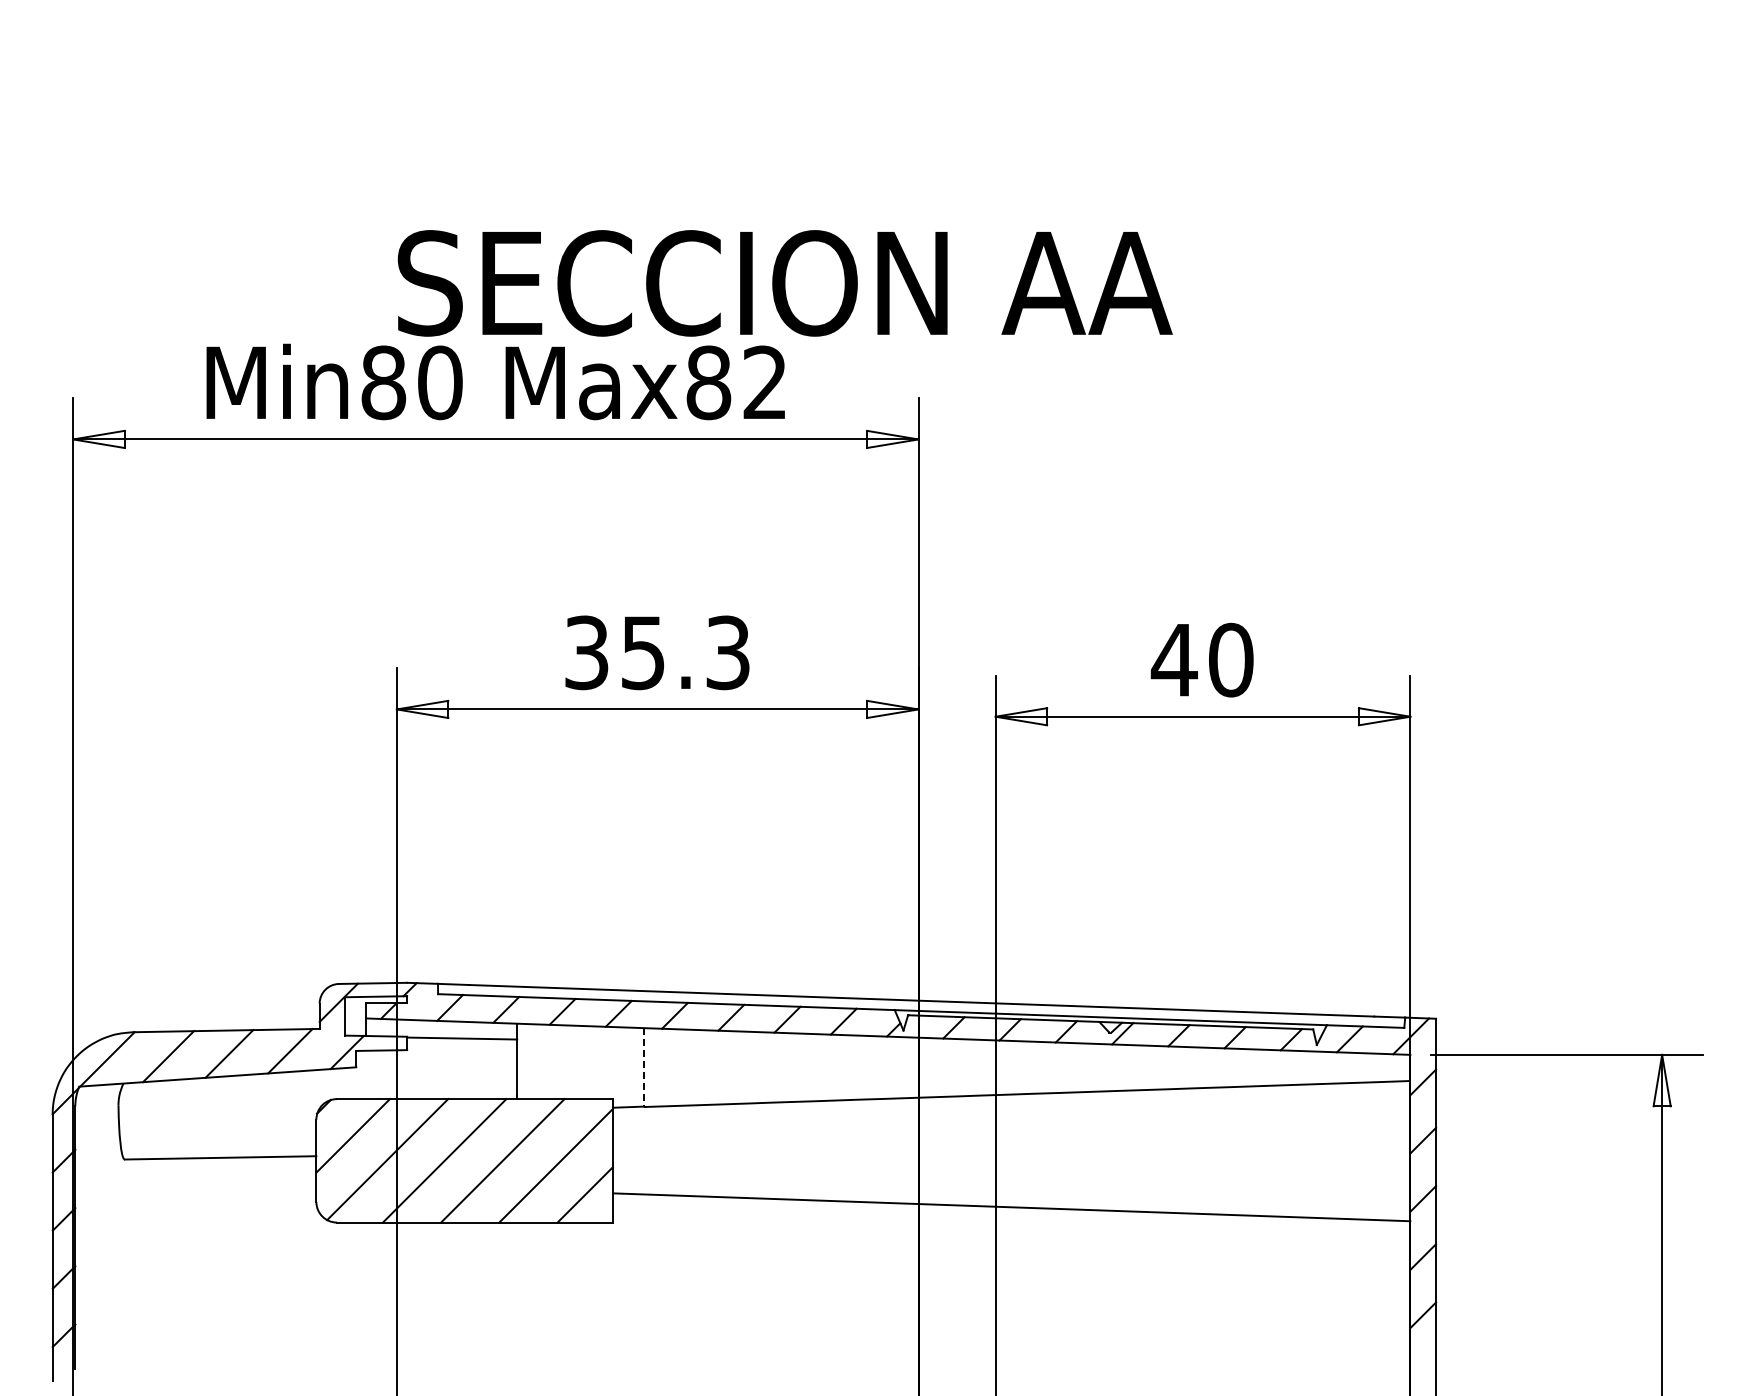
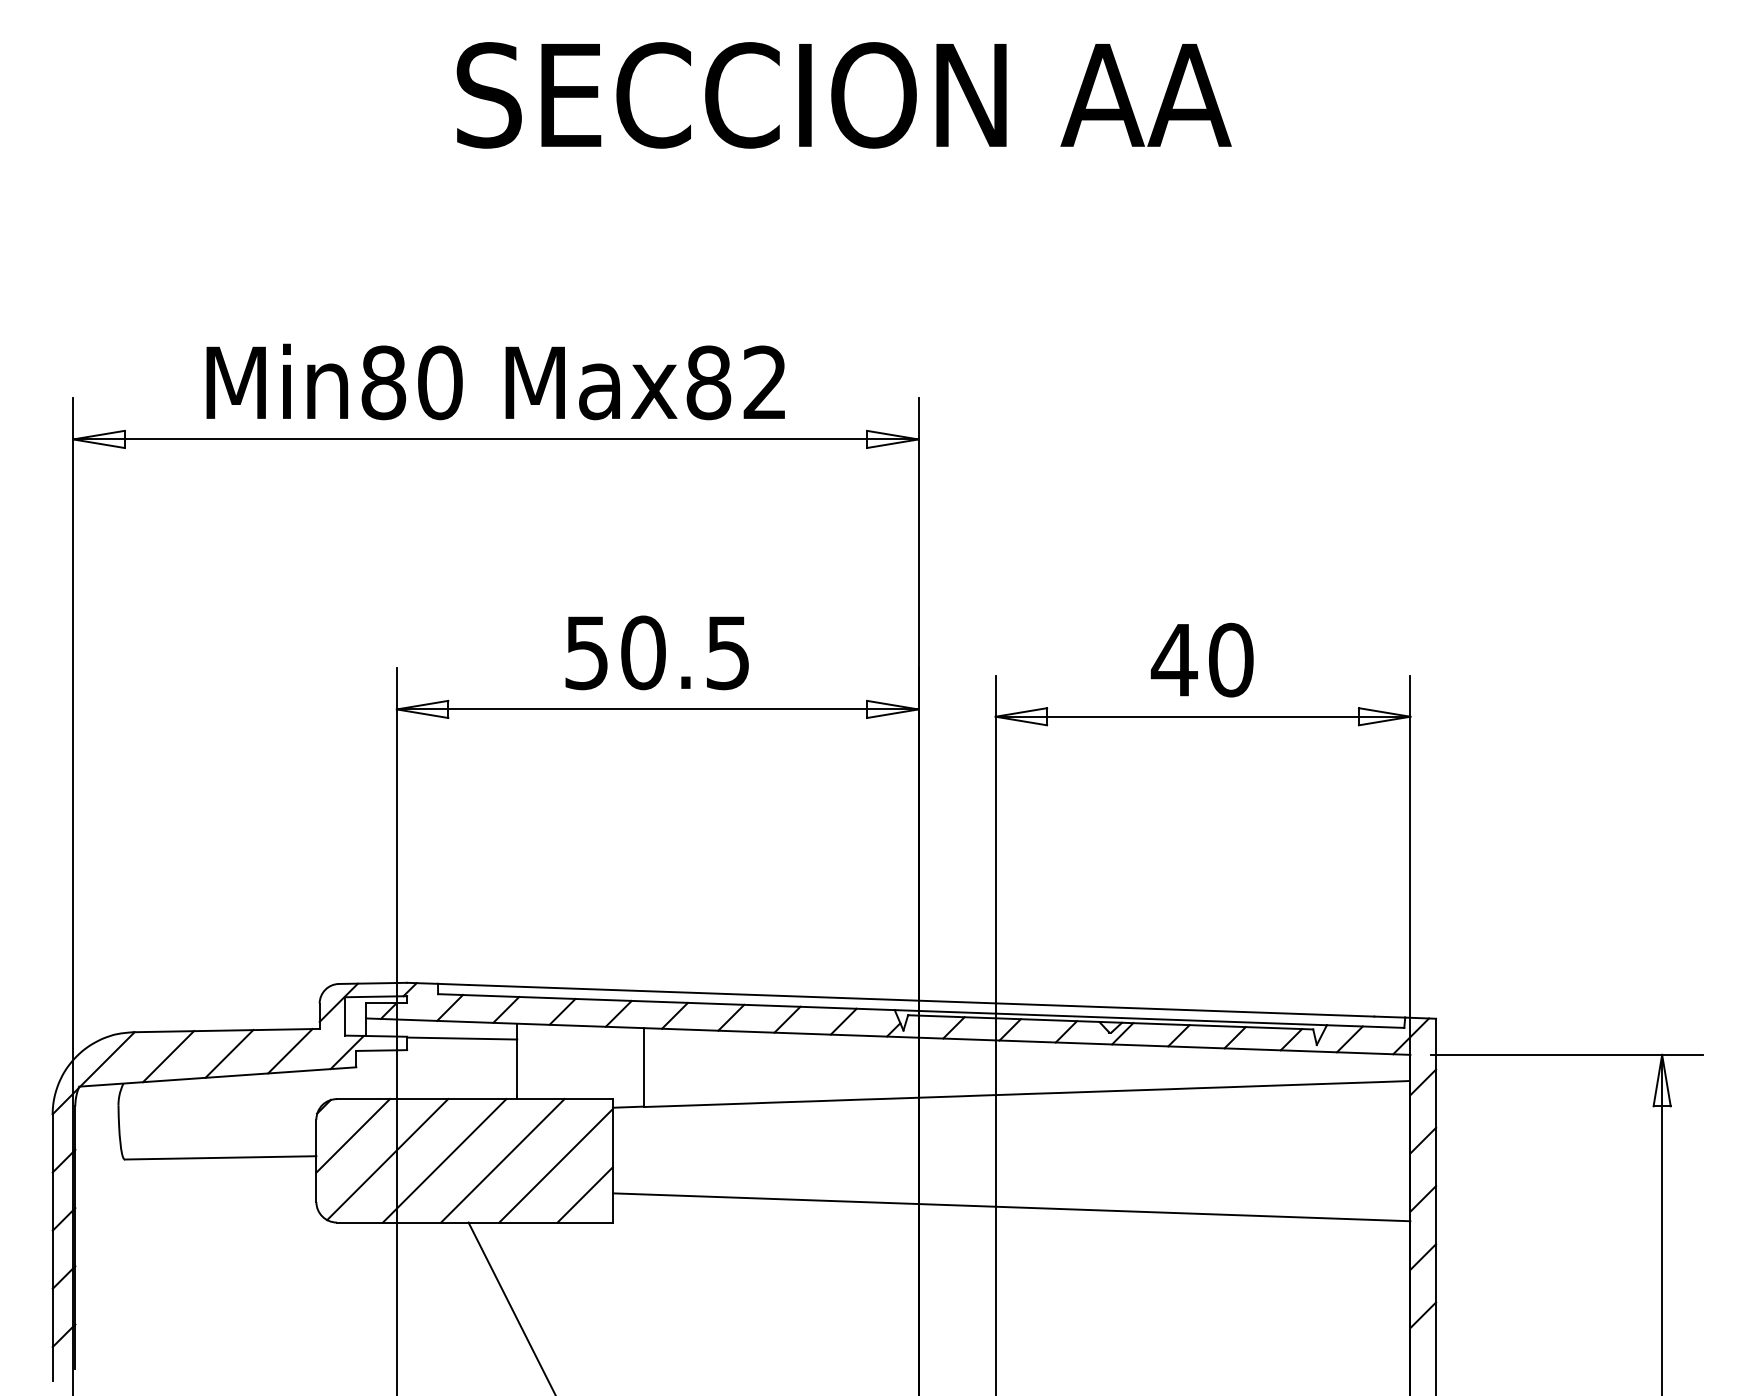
text position: (784, 283) -> (843, 95) (843, 95)
text: 35.3 -> 50.5 (657, 652)
line: dashed -> solid (643, 1068)
line: none -> present (511, 1307)
